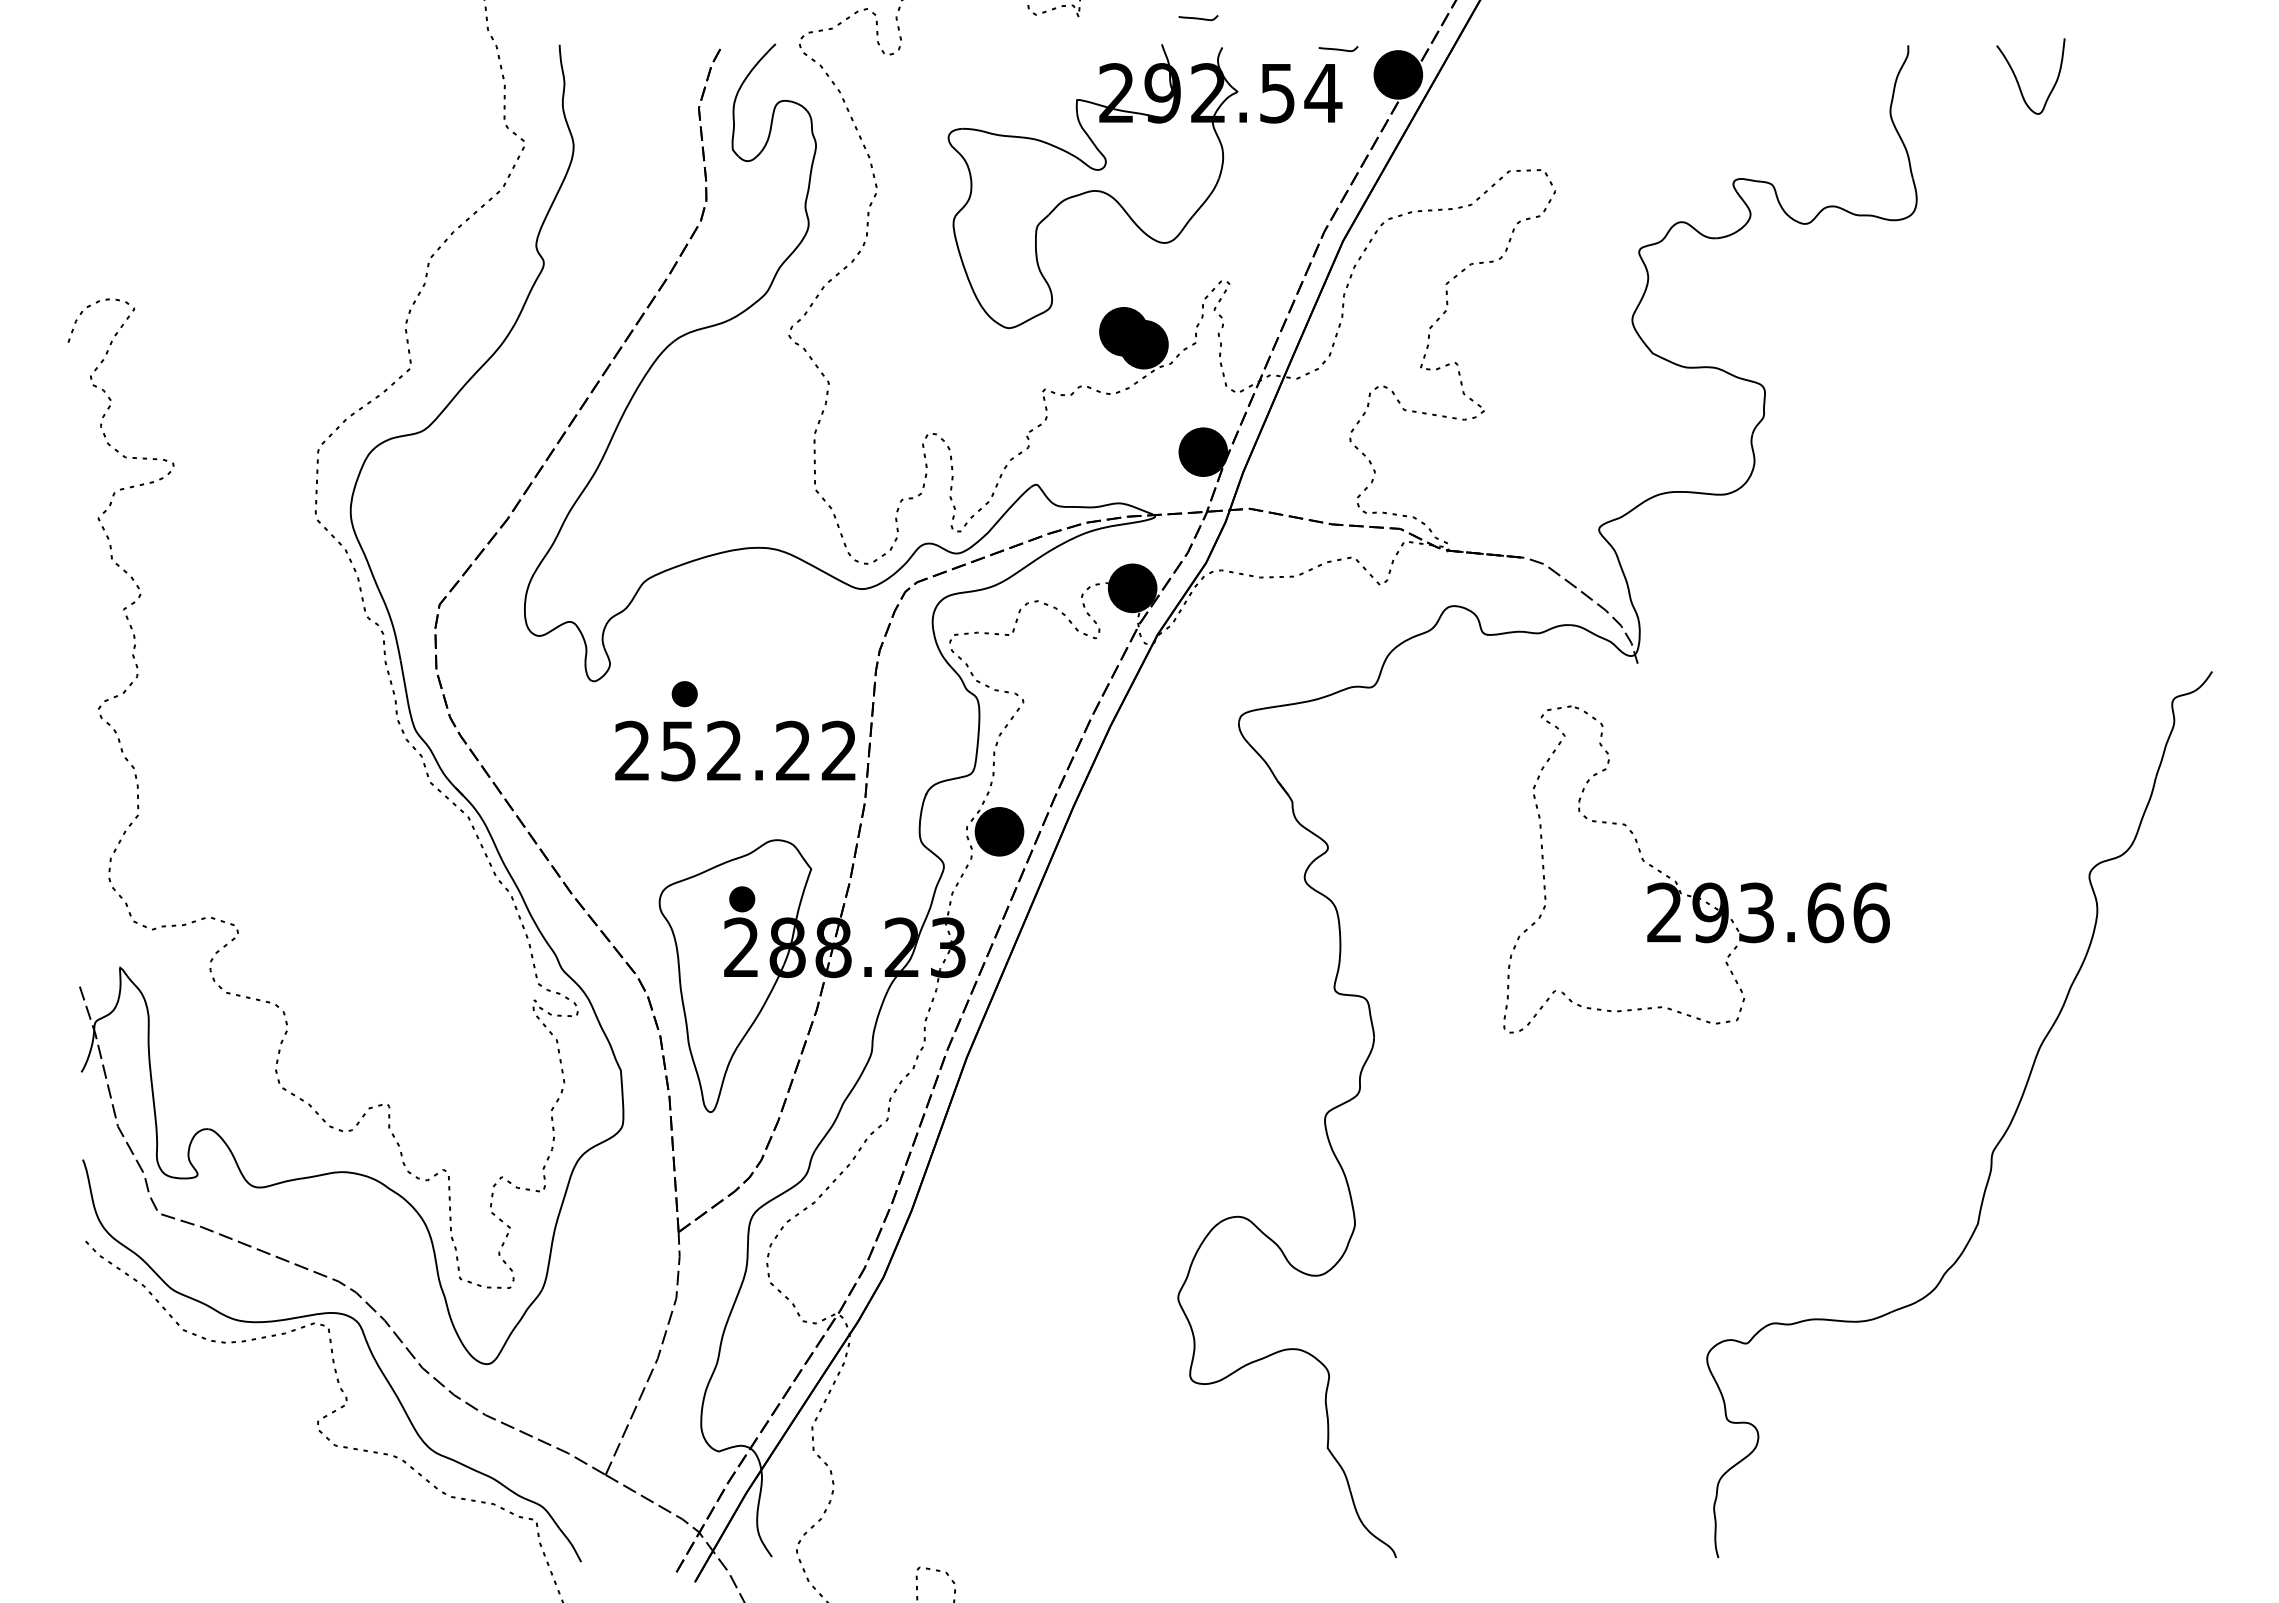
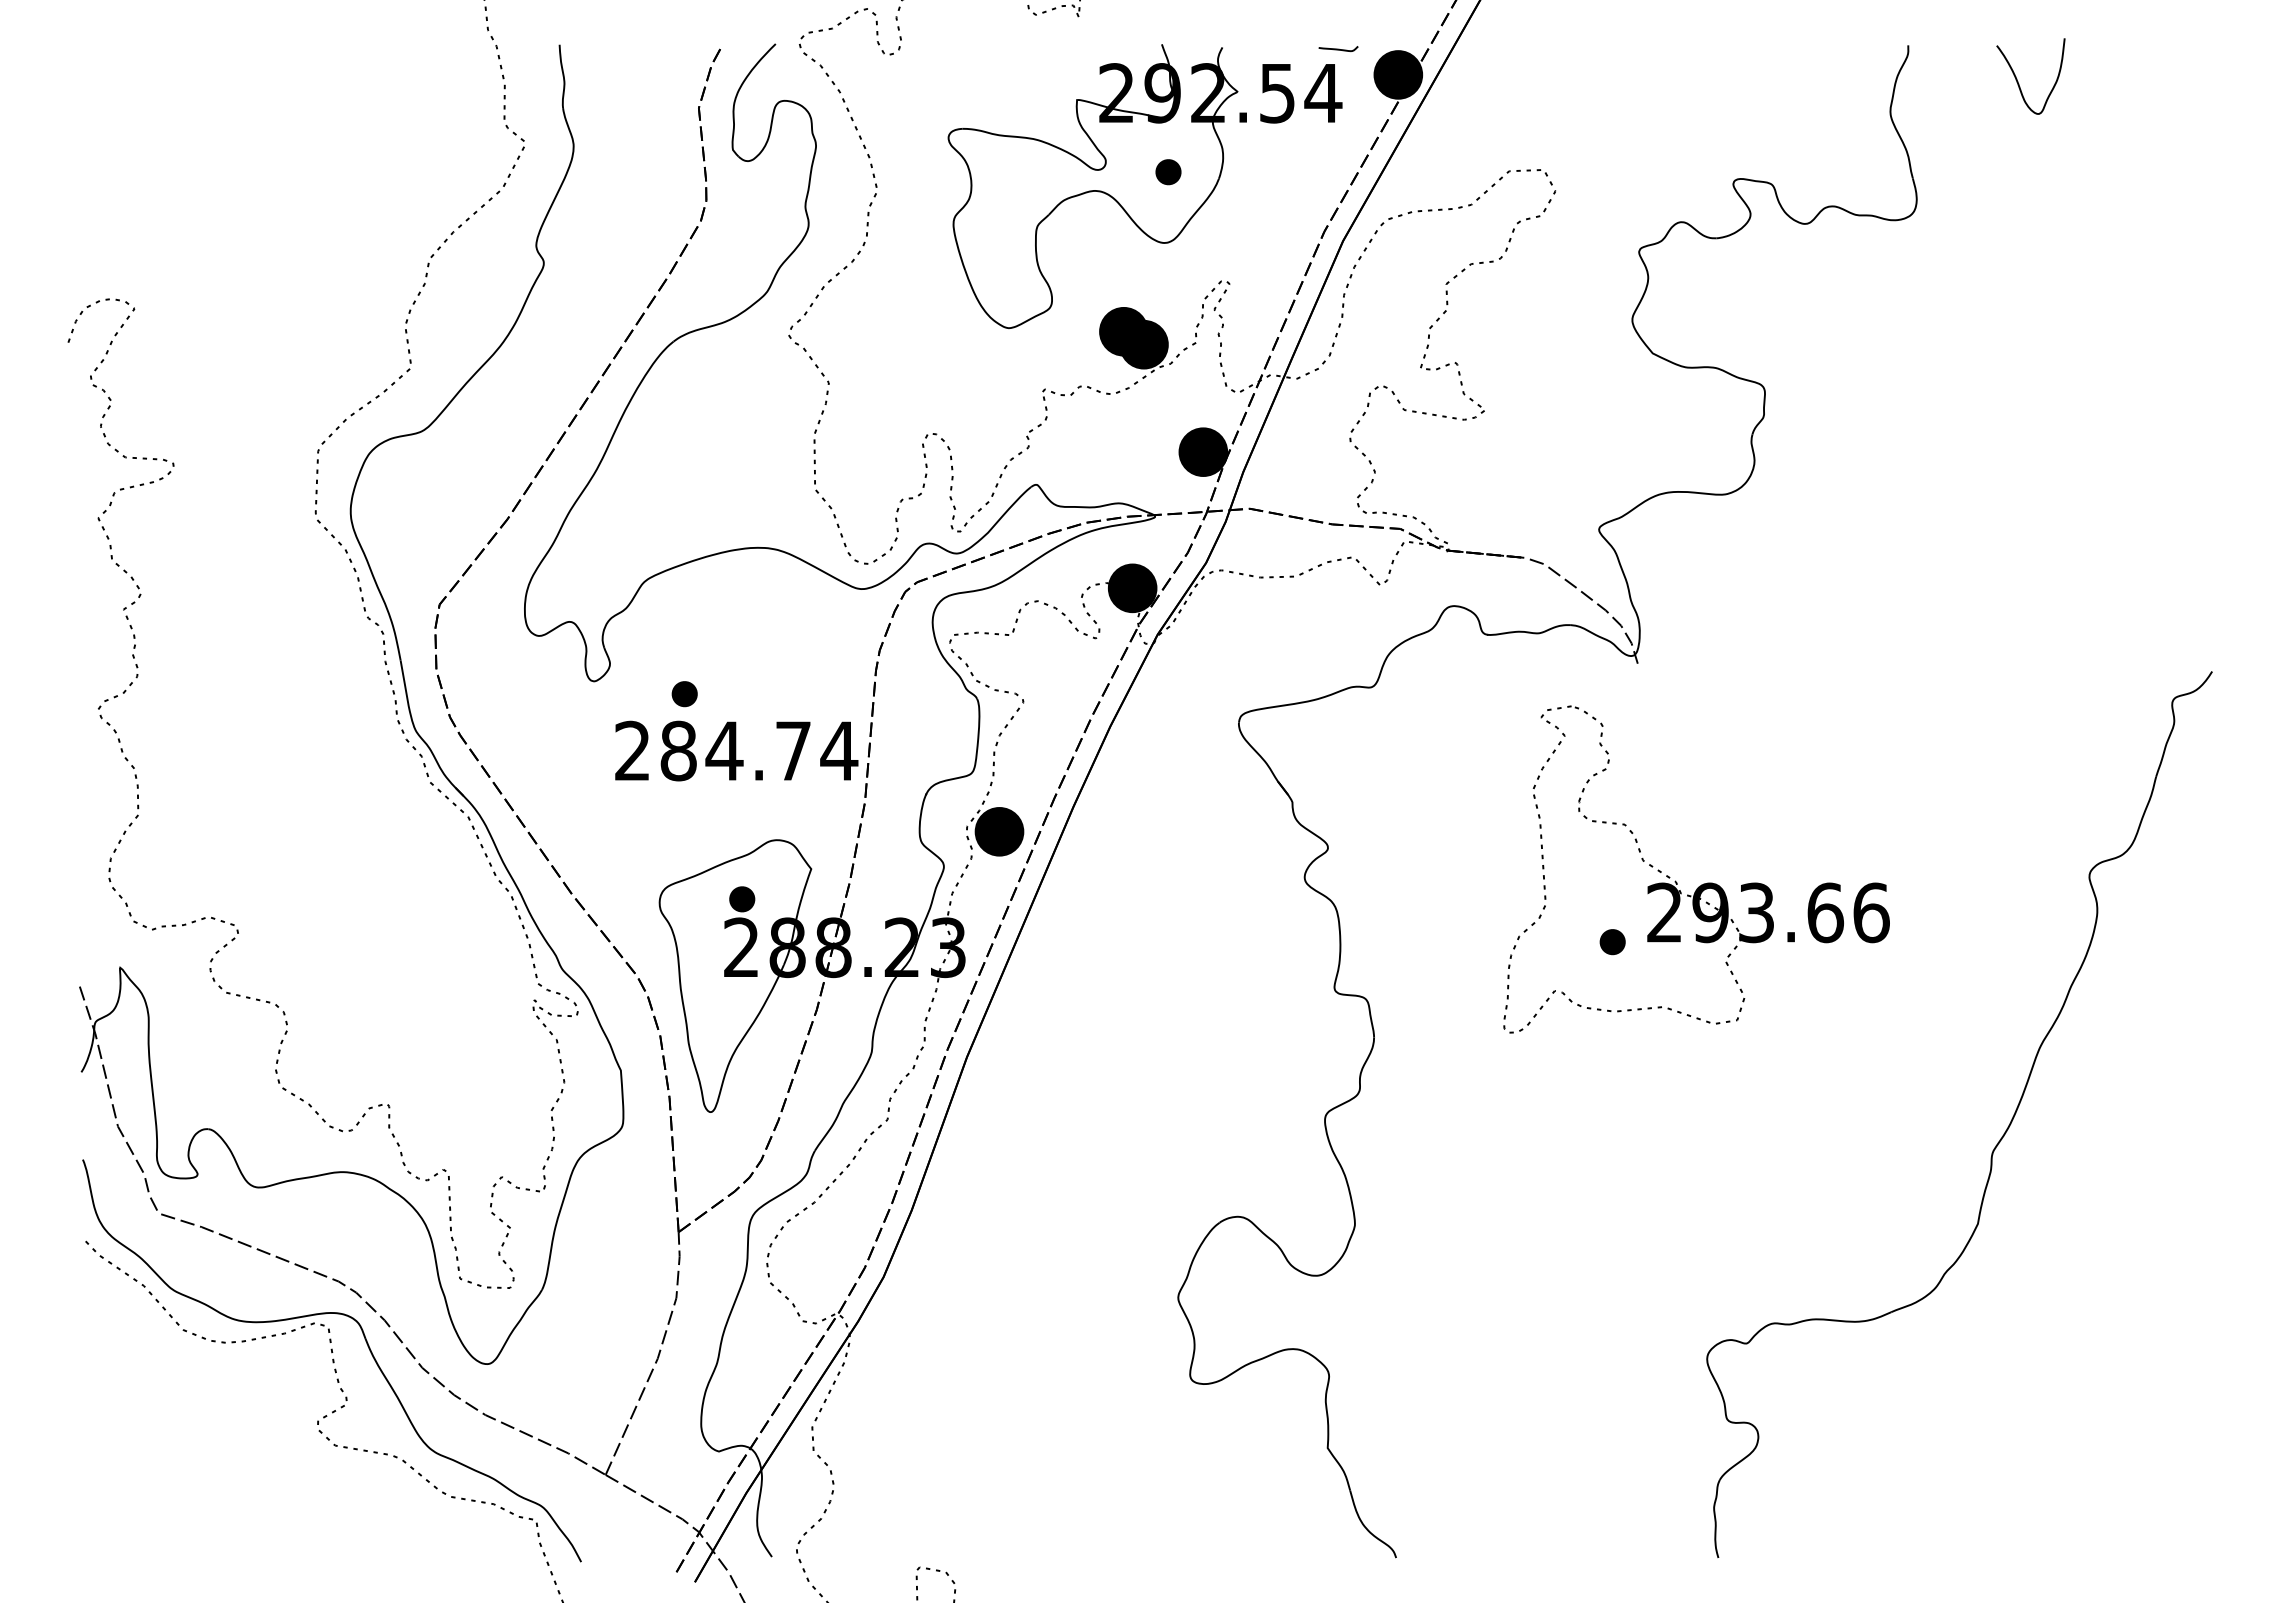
curve: present -> none (1198, 18)
part: none -> present (1168, 172)
text: 252.22 -> 284.74 (759, 750)
part: none -> present (1612, 942)
